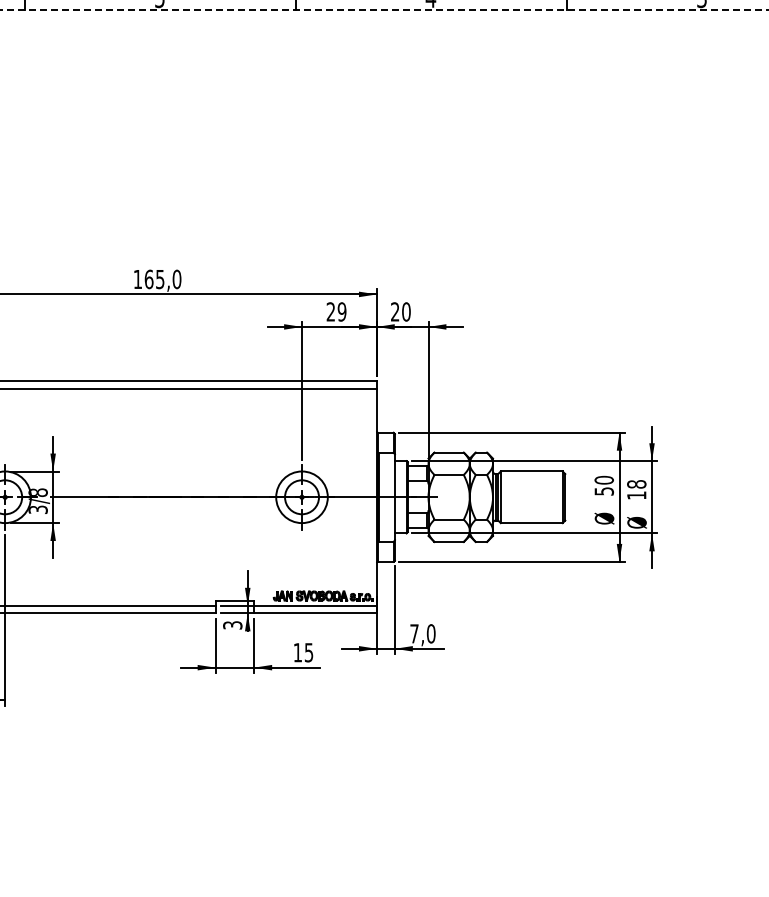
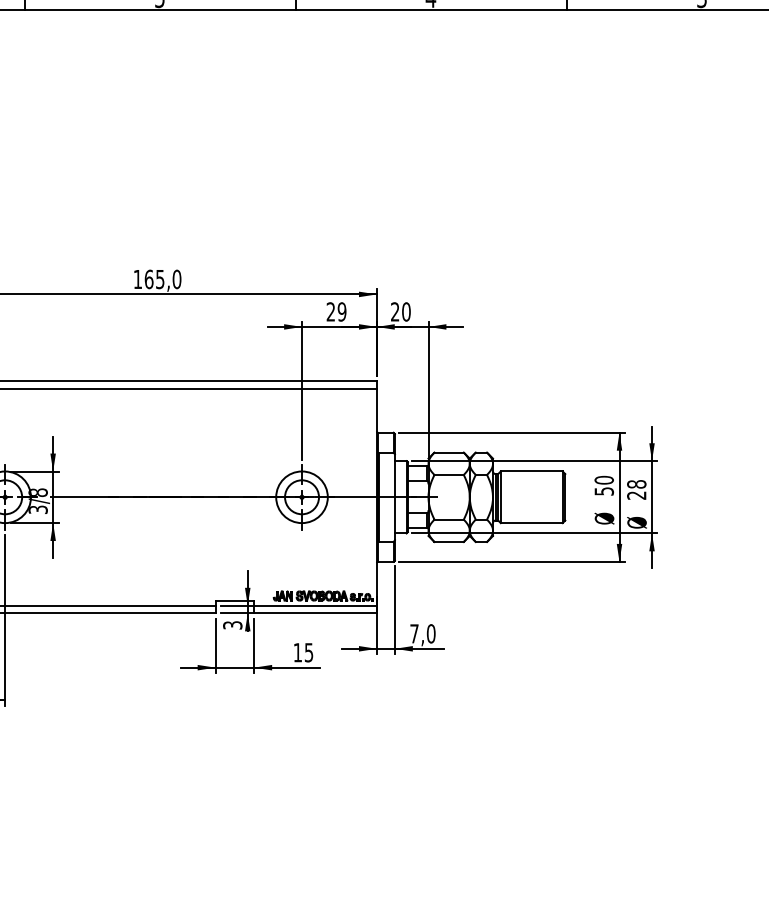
line: dashed -> solid (384, 10)
text: 18 -> 28 (636, 495)
